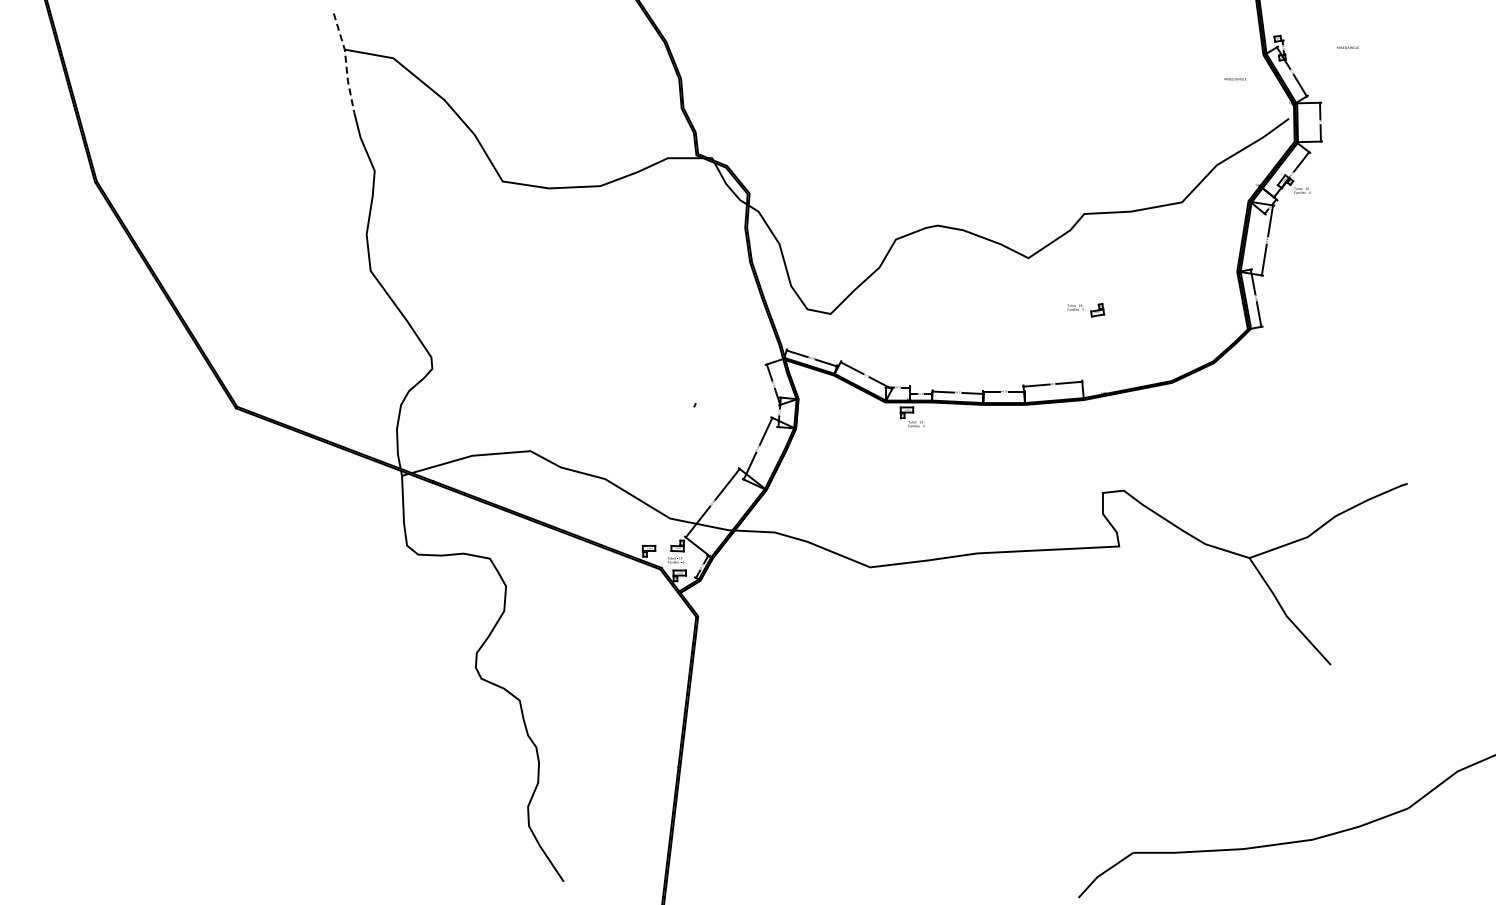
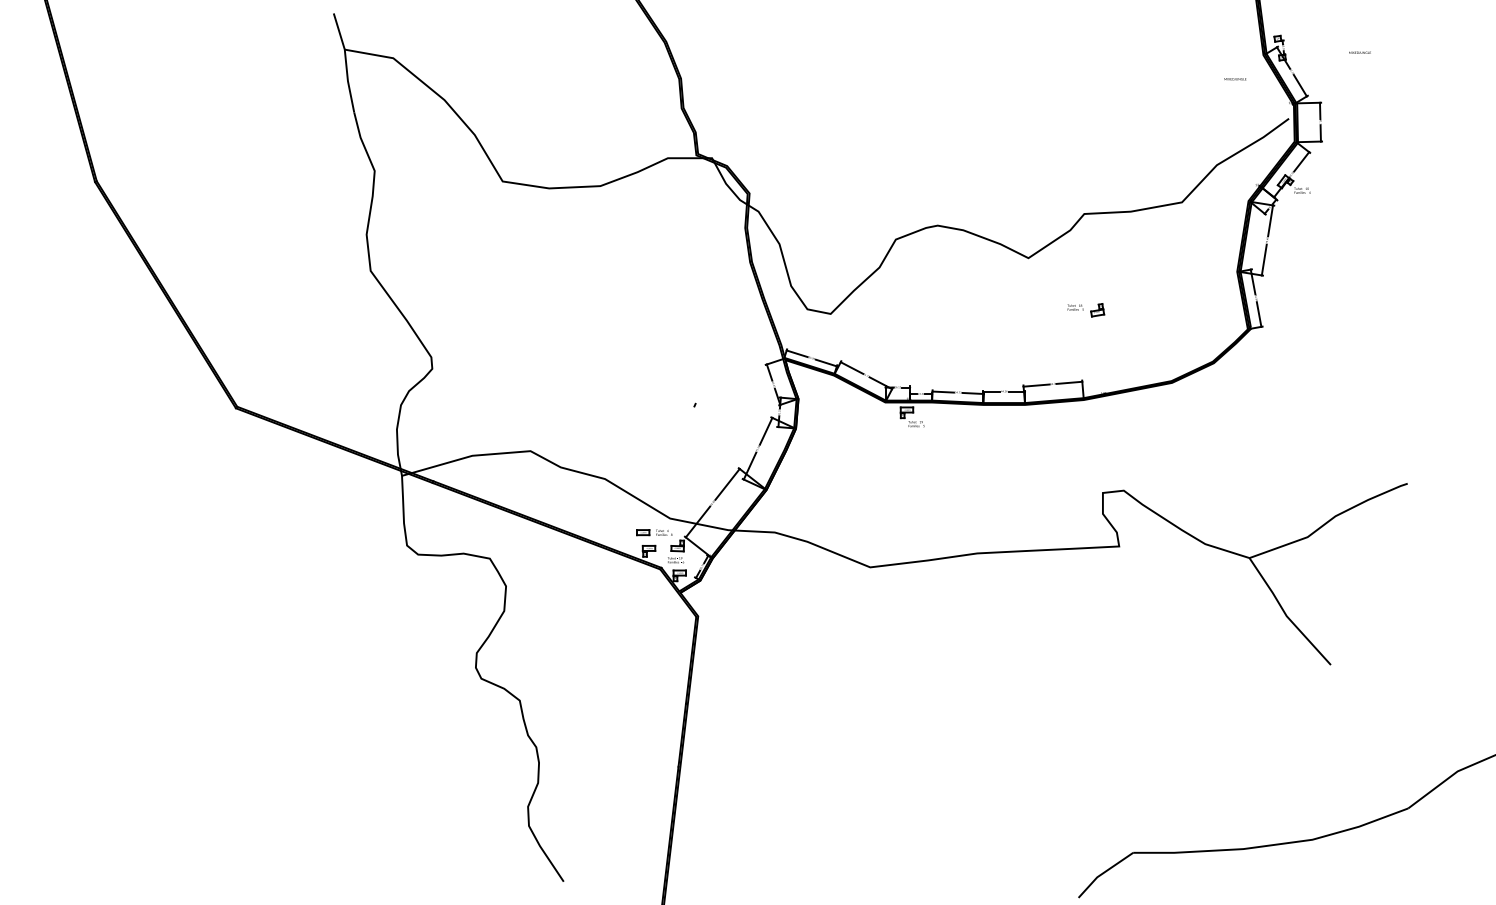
text position: (1347, 47) -> (1359, 52) (1359, 52)
line: dashed -> solid (346, 63)
part: none -> present (654, 532)
